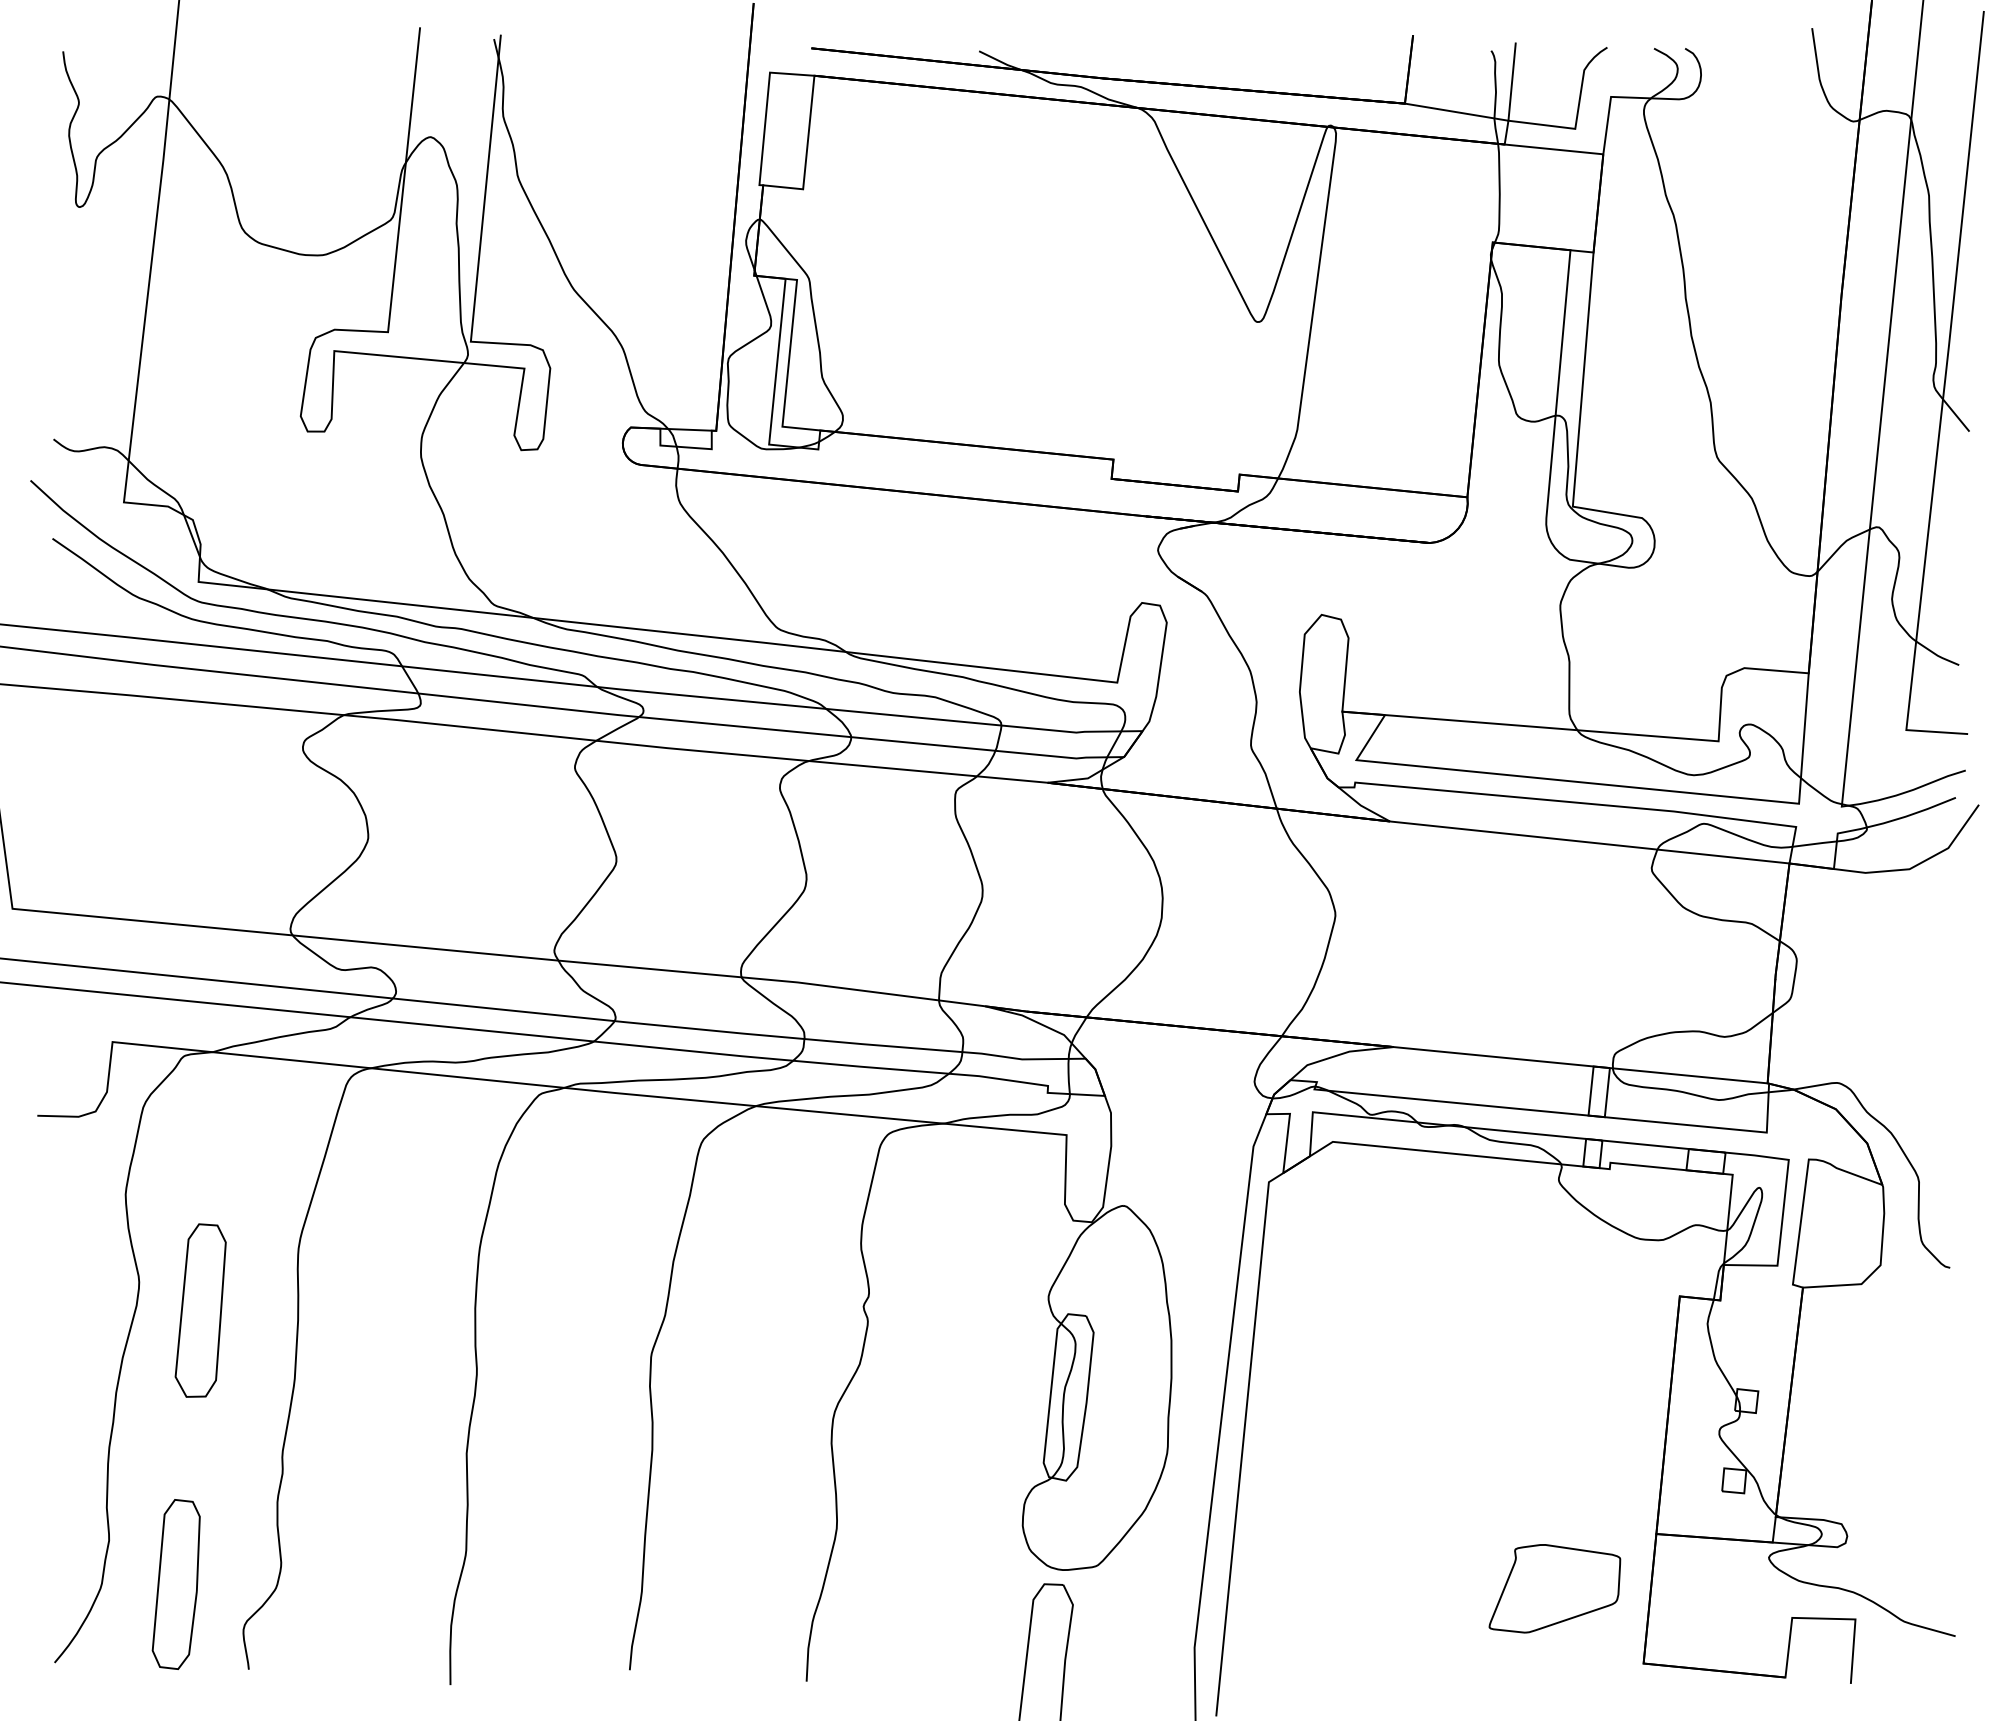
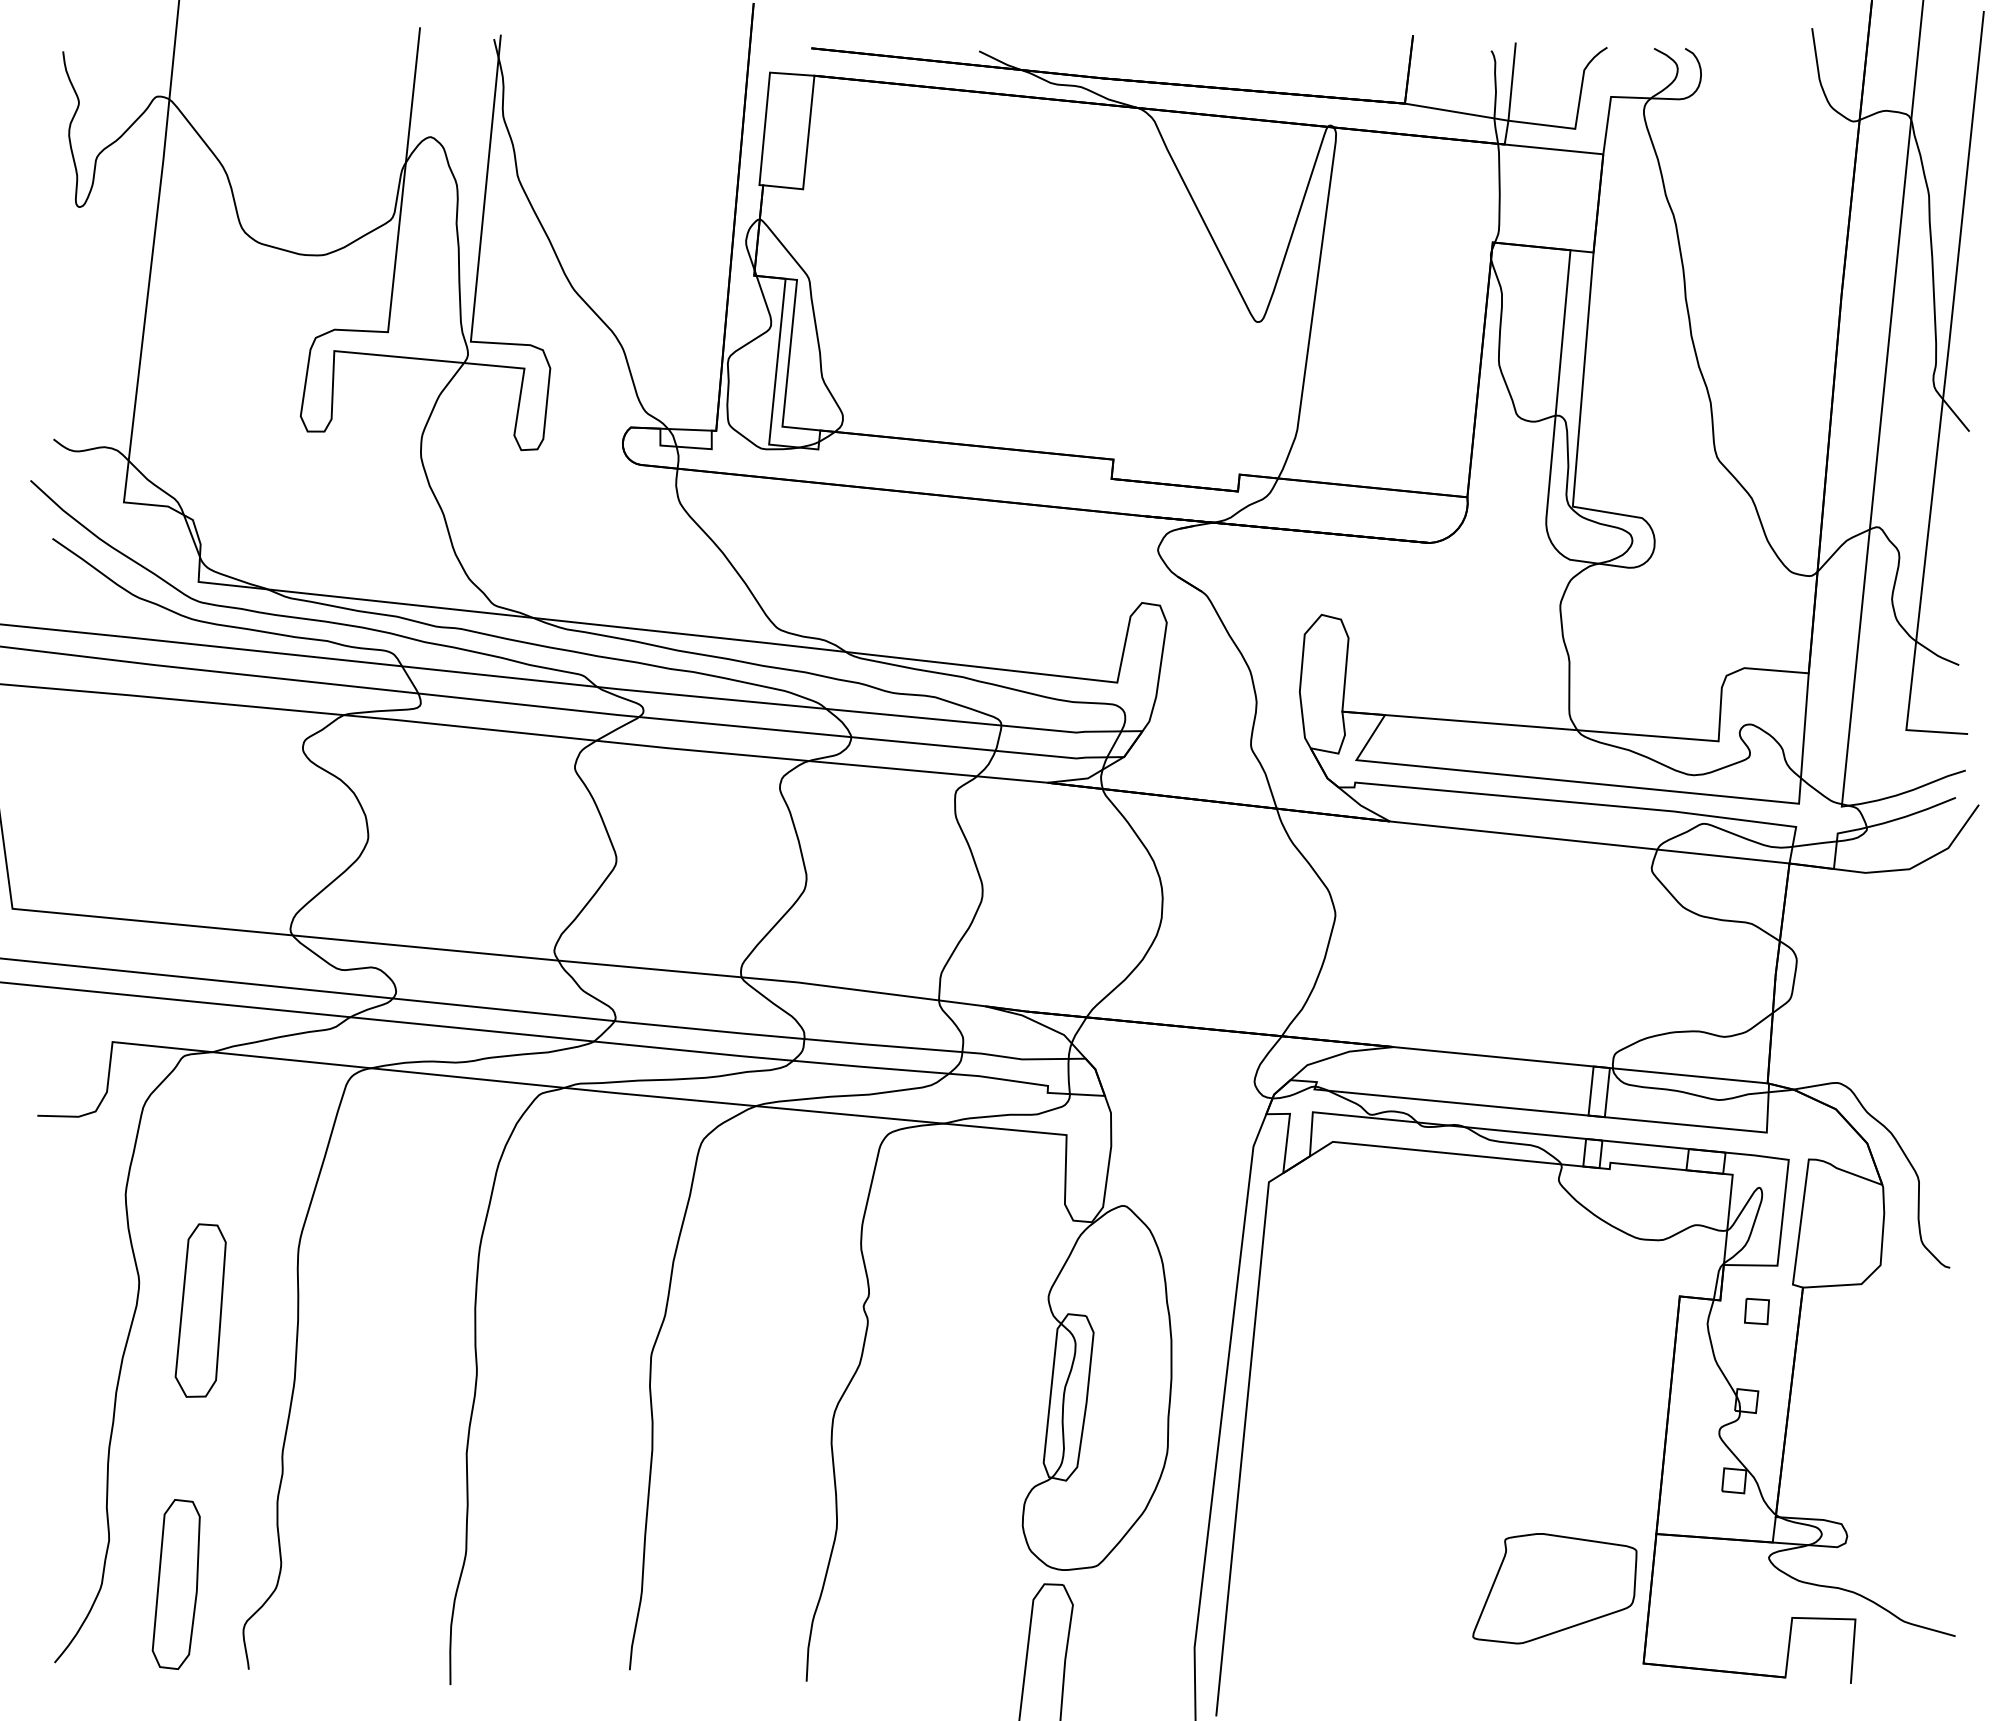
part: none -> present (1756, 1311)
part size: 134x90 px -> 166x112 px (1554, 1588)
